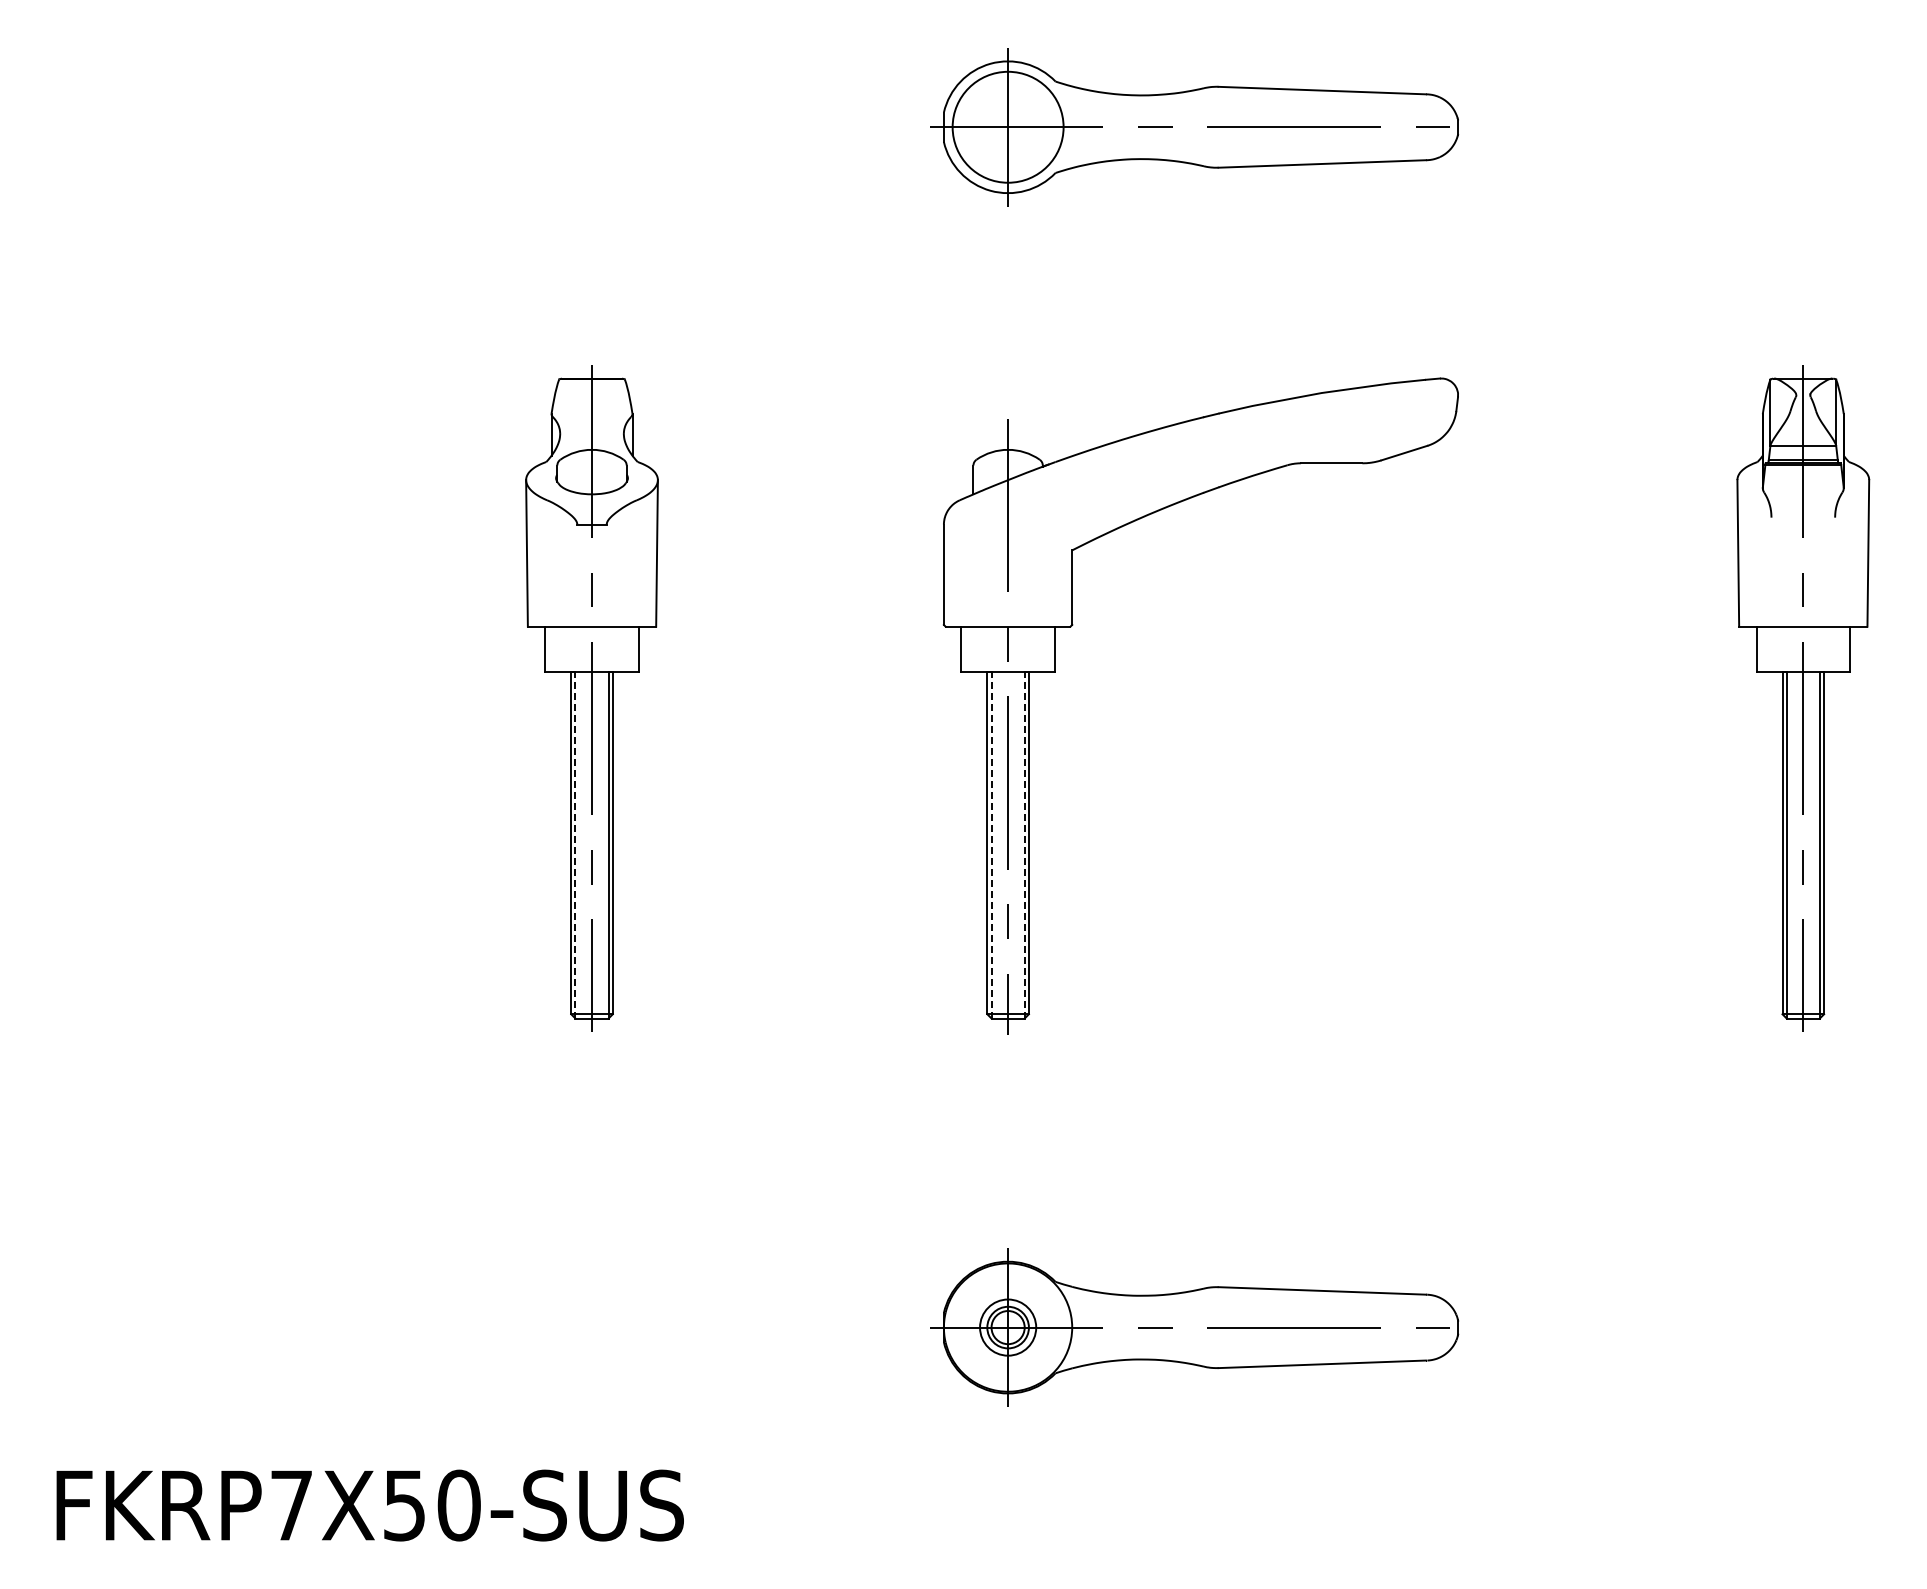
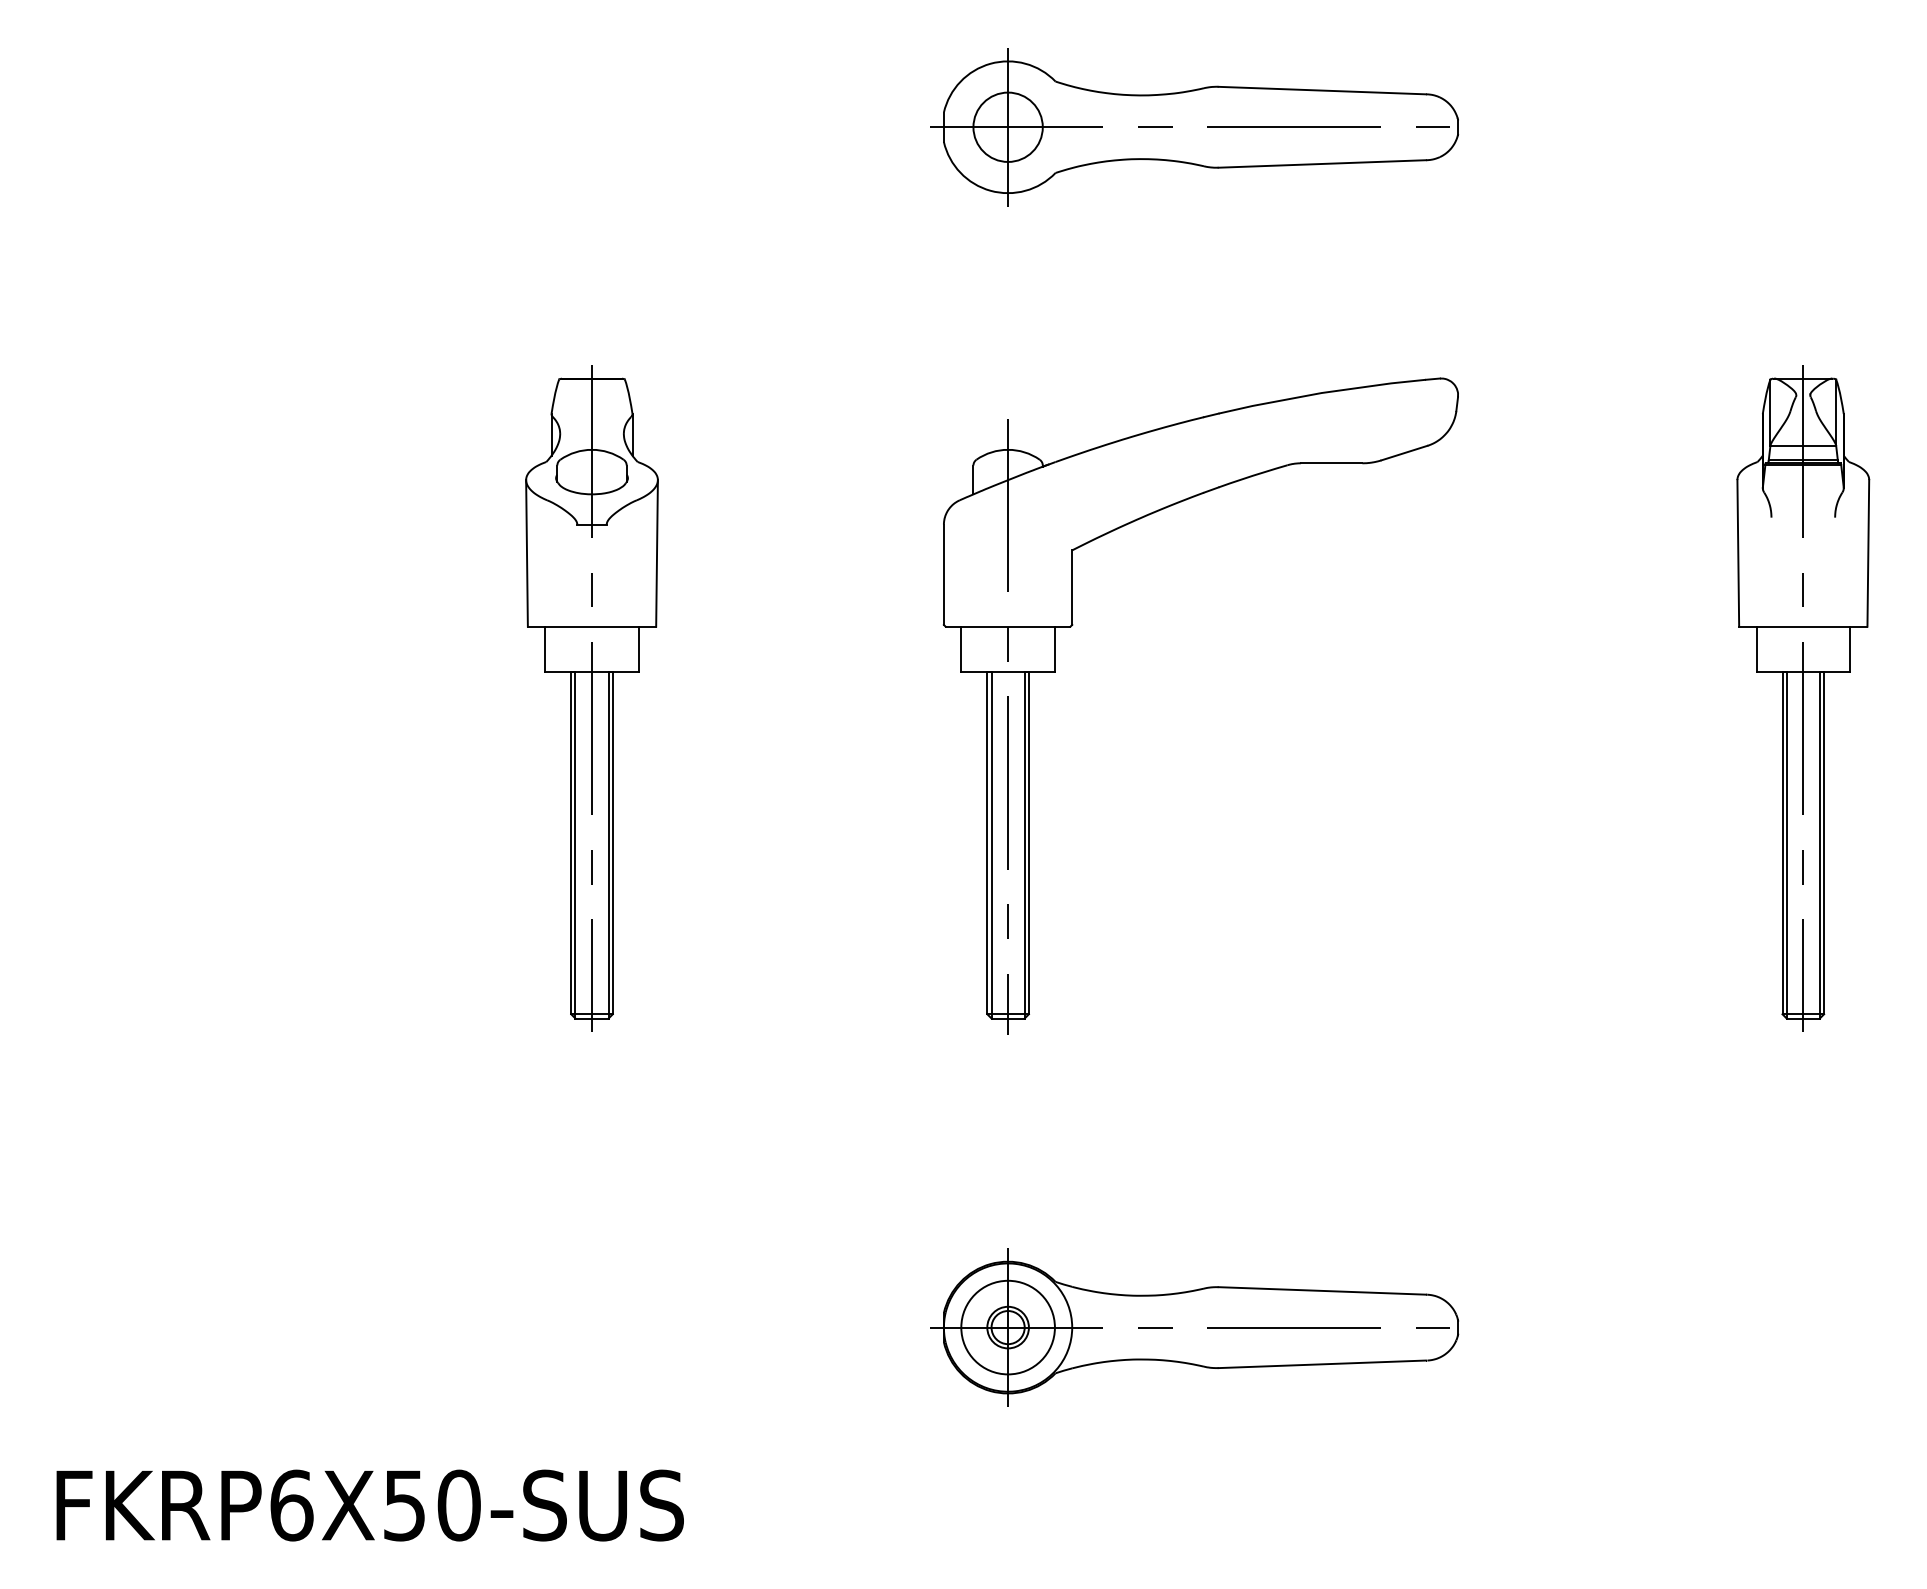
circle diameter: 111 px -> 69 px (1007, 126)
line: dashed -> solid (575, 844)
line: dashed -> solid (991, 844)
line: dashed -> solid (1024, 844)
circle diameter: 56 px -> 94 px (1007, 1327)
text: FKRP7X50-SUS -> FKRP6X50-SUS (291, 1505)
